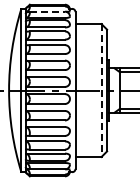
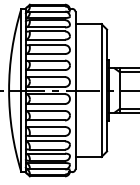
line: dashed -> solid (47, 11)
line: dashed -> solid (101, 91)
